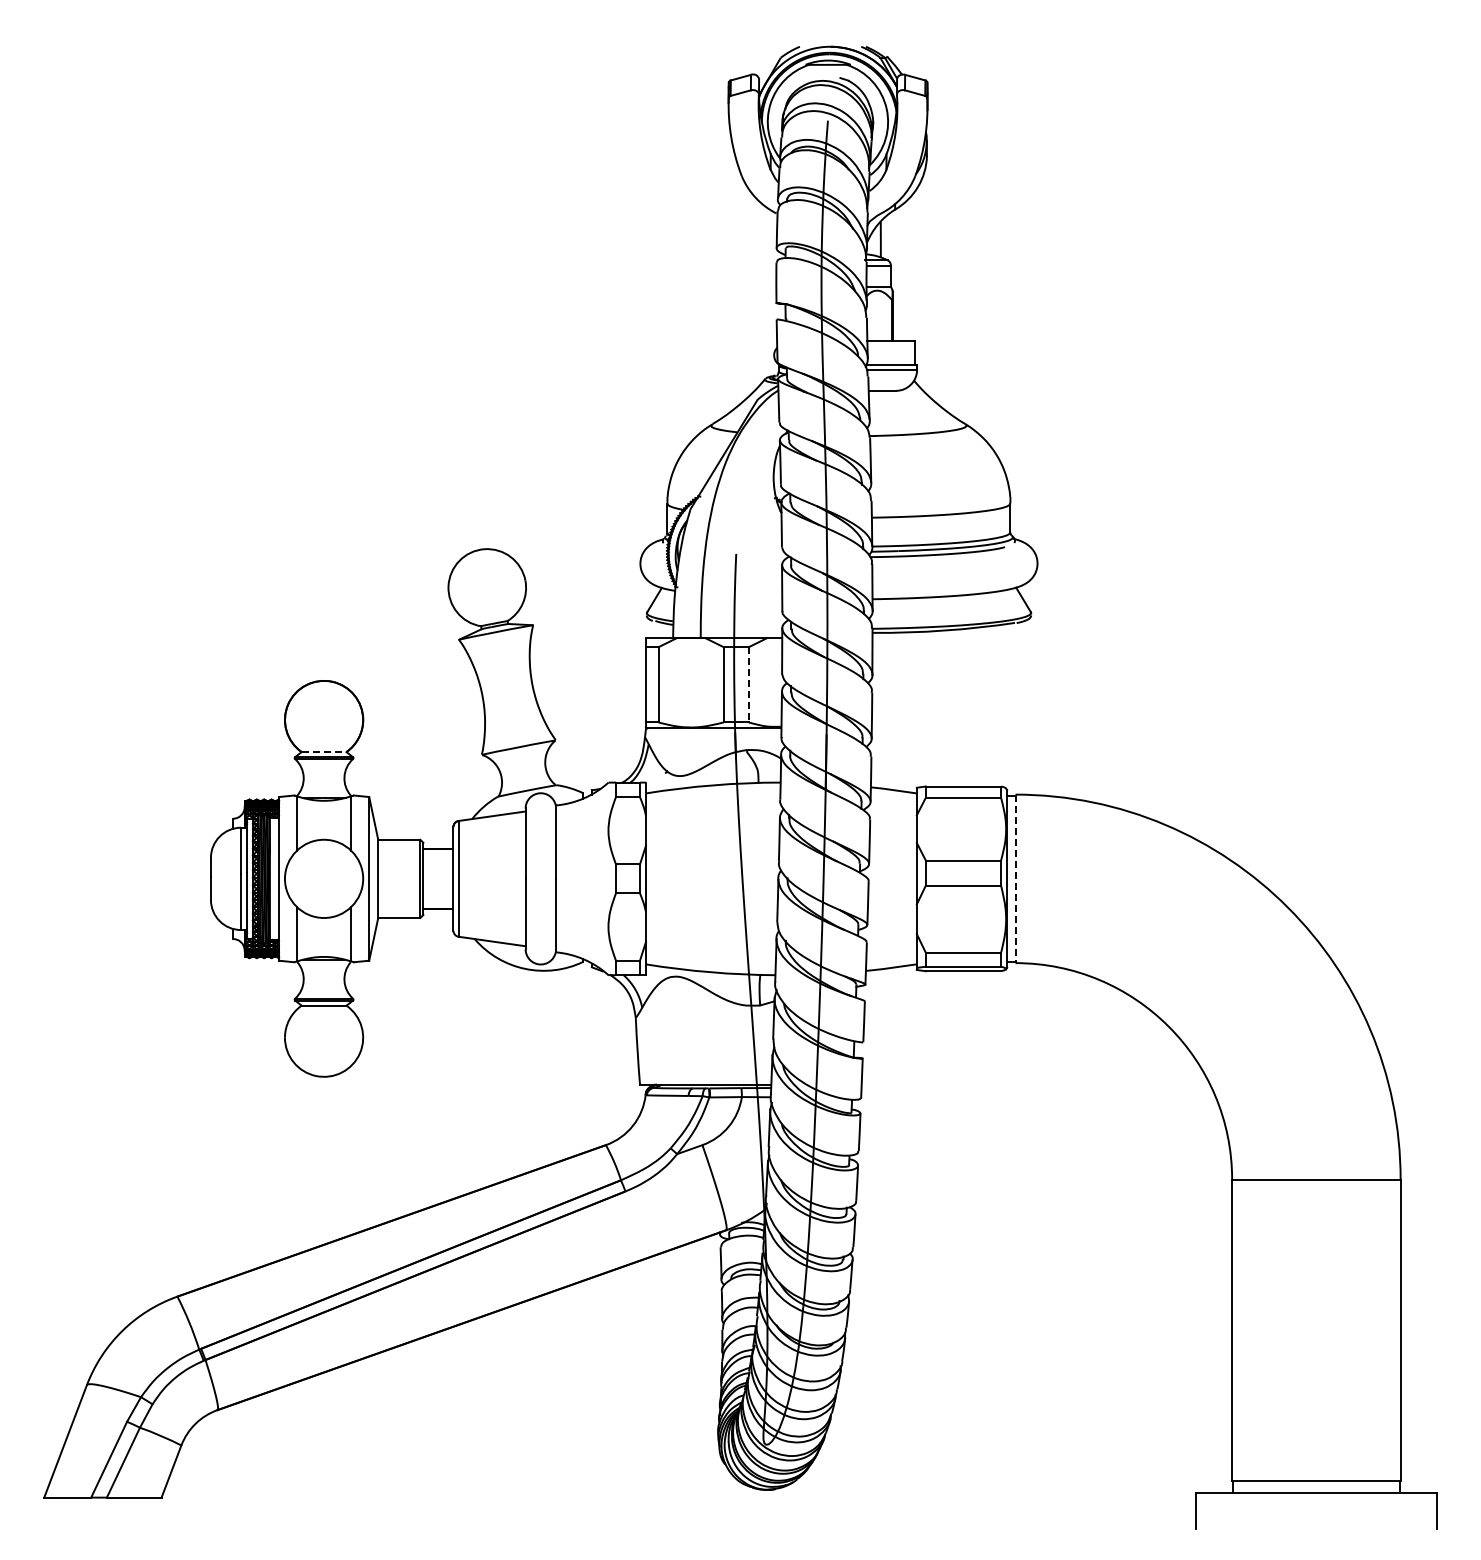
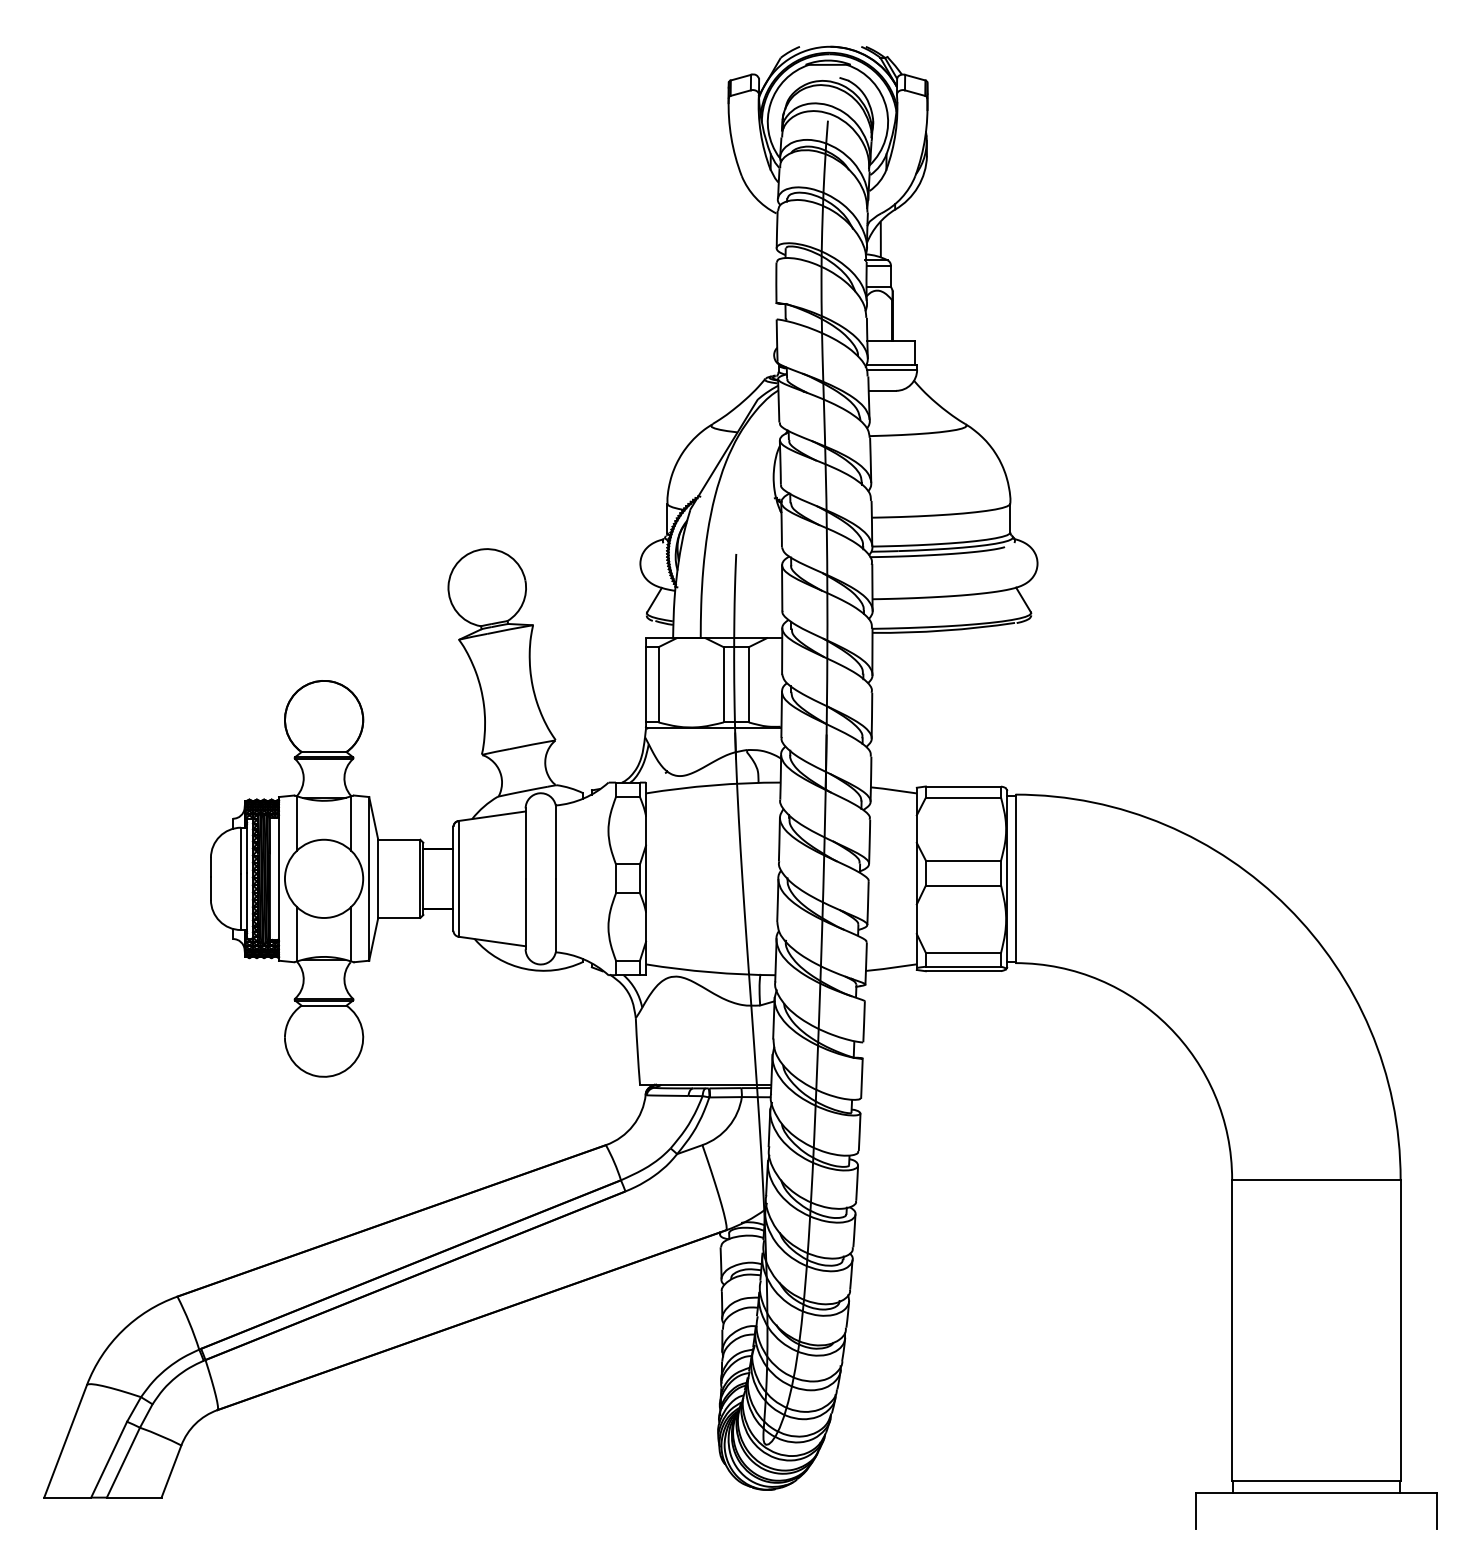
line: dashed -> solid (748, 684)
line: dashed -> solid (324, 752)
line: dashed -> solid (1015, 879)
